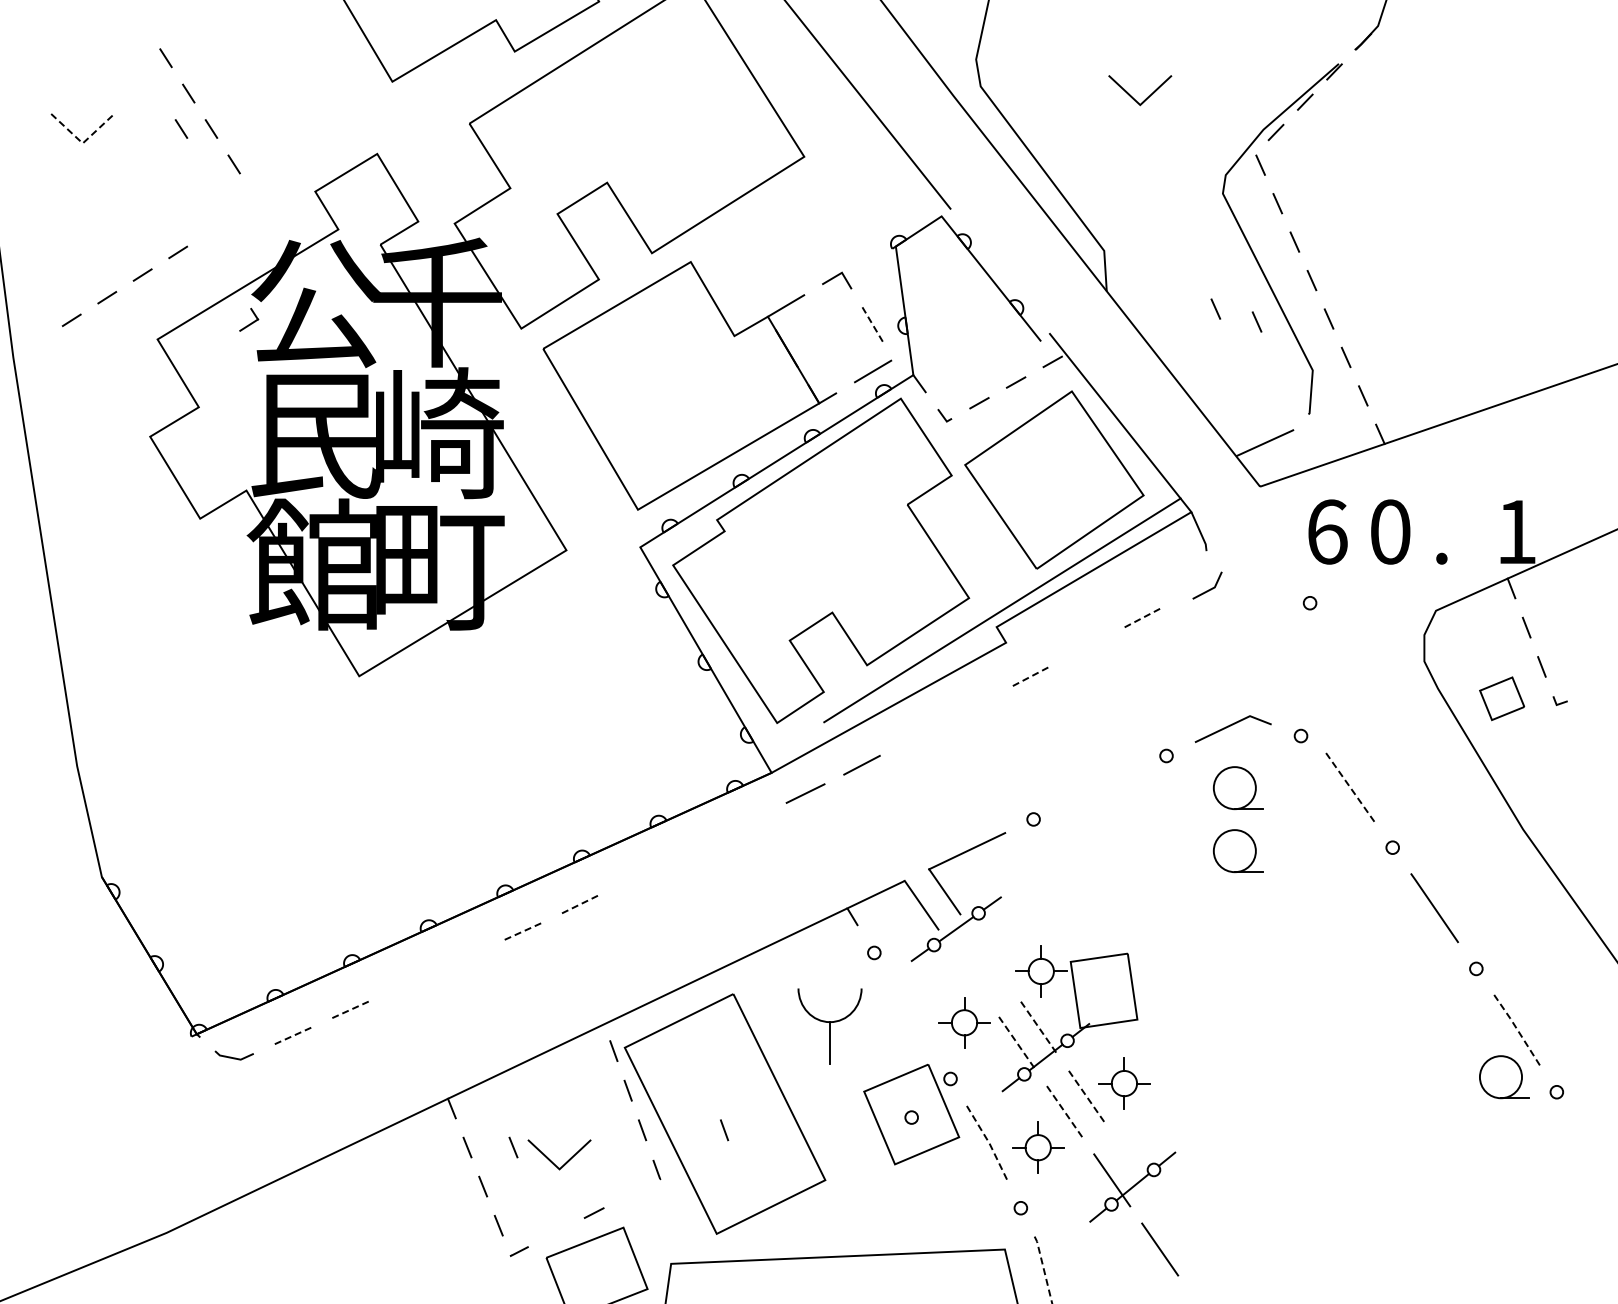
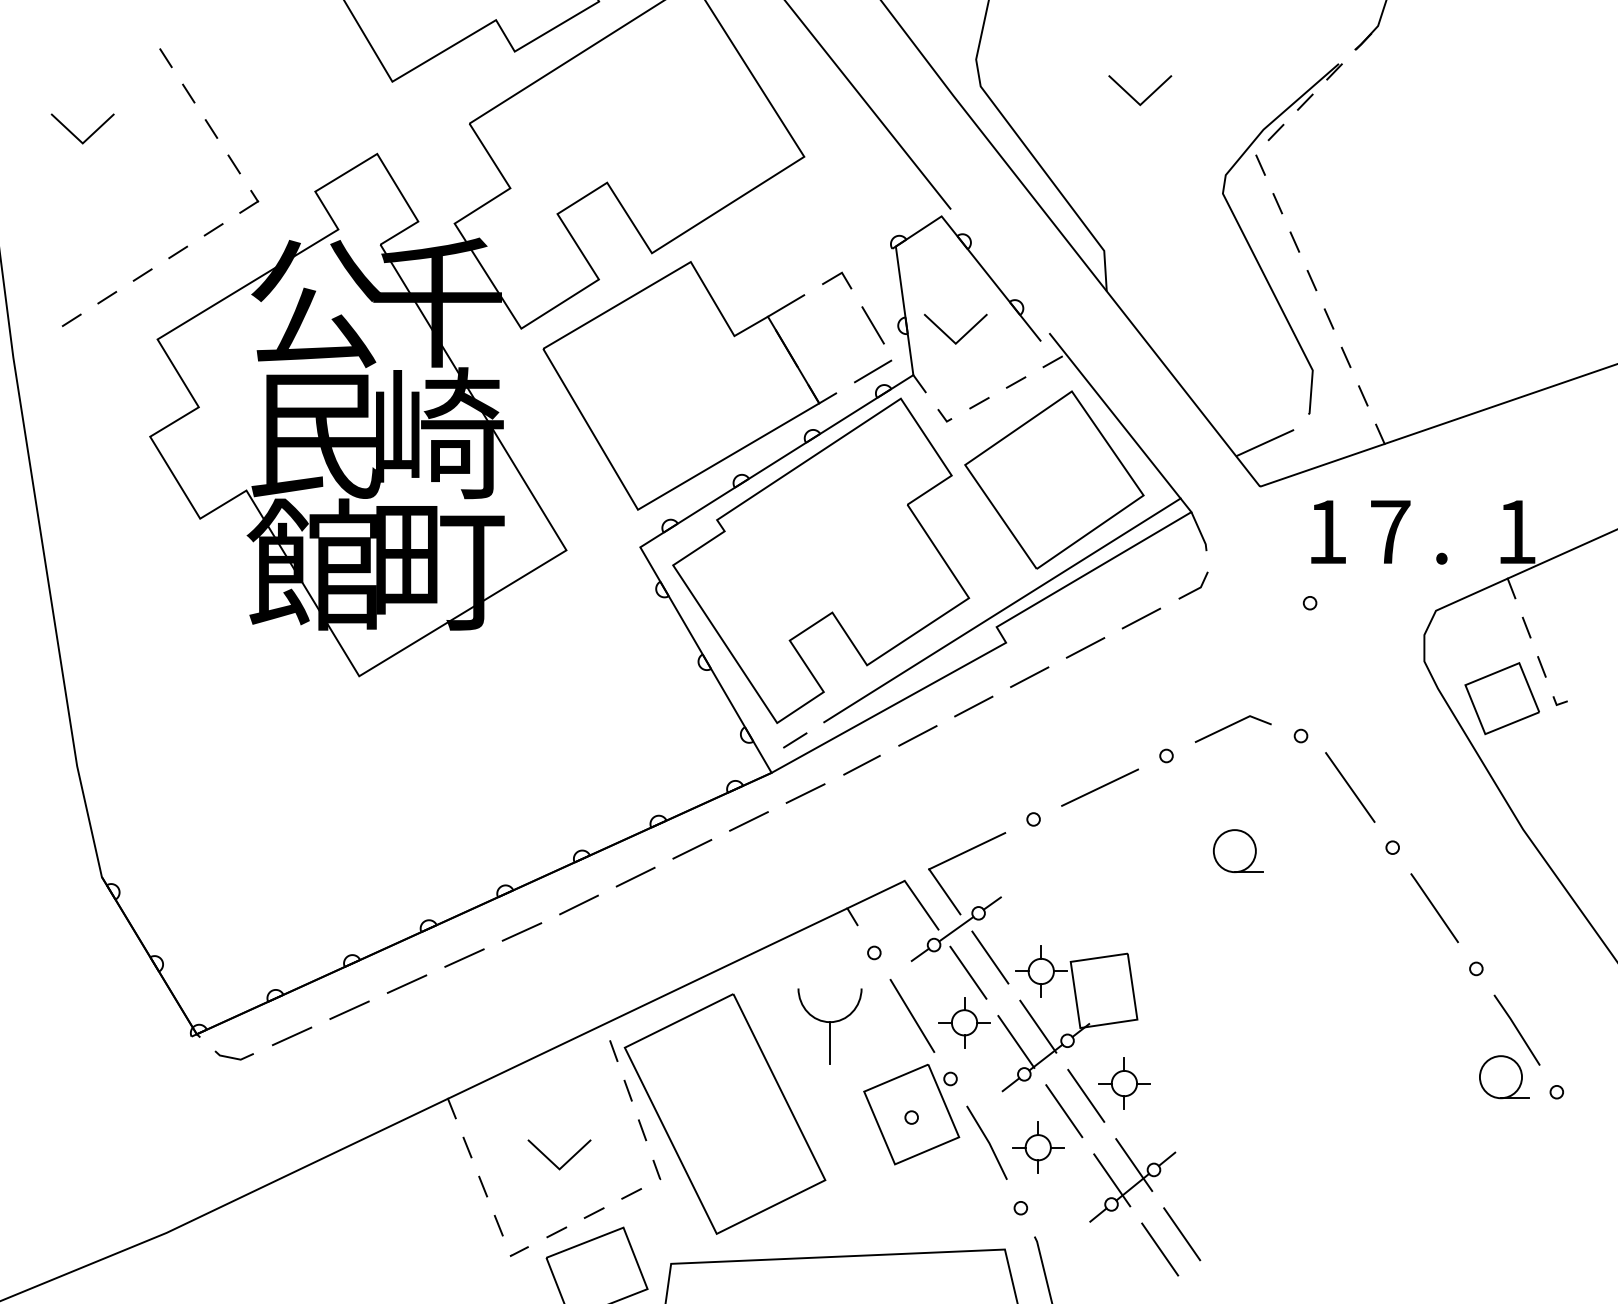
line: present -> none (181, 128)
line: dashed -> solid (82, 143)
line: none -> present (213, 229)
line: present -> none (1215, 308)
part position: (249, 319) -> (249, 201) (249, 201)
line: present -> none (1256, 321)
line: dashed -> solid (873, 325)
line: none -> present (948, 335)
text: 6 -> 1 (1327, 531)
text: 0 -> 7 (1390, 531)
line position: (1208, 589) -> (1194, 589) (1194, 589)
line: dashed -> solid (1141, 618)
line: none -> present (1085, 647)
line: dashed -> solid (1029, 677)
part size: 47x46 px -> 76x74 px (1501, 698)
line: none -> present (973, 706)
line: none -> present (917, 735)
line: none -> present (795, 740)
line: none -> present (1100, 787)
line: dashed -> solid (1350, 787)
part: present -> none (1238, 788)
line: none -> present (748, 821)
line: none -> present (692, 849)
line: none -> present (635, 876)
line: dashed -> solid (578, 905)
line: dashed -> solid (521, 932)
line: none -> present (464, 957)
line: none -> present (990, 957)
line: none -> present (968, 972)
line: none -> present (406, 983)
line: dashed -> solid (349, 1010)
line: none -> present (912, 1015)
line: dashed -> solid (1038, 1026)
line: dashed -> solid (1517, 1029)
line: dashed -> solid (291, 1036)
line: dashed -> solid (1016, 1041)
line: dashed -> solid (1086, 1095)
line: dashed -> solid (1064, 1111)
line: present -> none (724, 1130)
line: dashed -> solid (988, 1142)
line: present -> none (513, 1147)
line: none -> present (1134, 1165)
line: none -> present (631, 1193)
line: none -> present (556, 1232)
line: none -> present (1182, 1234)
line: dashed -> solid (1043, 1269)
